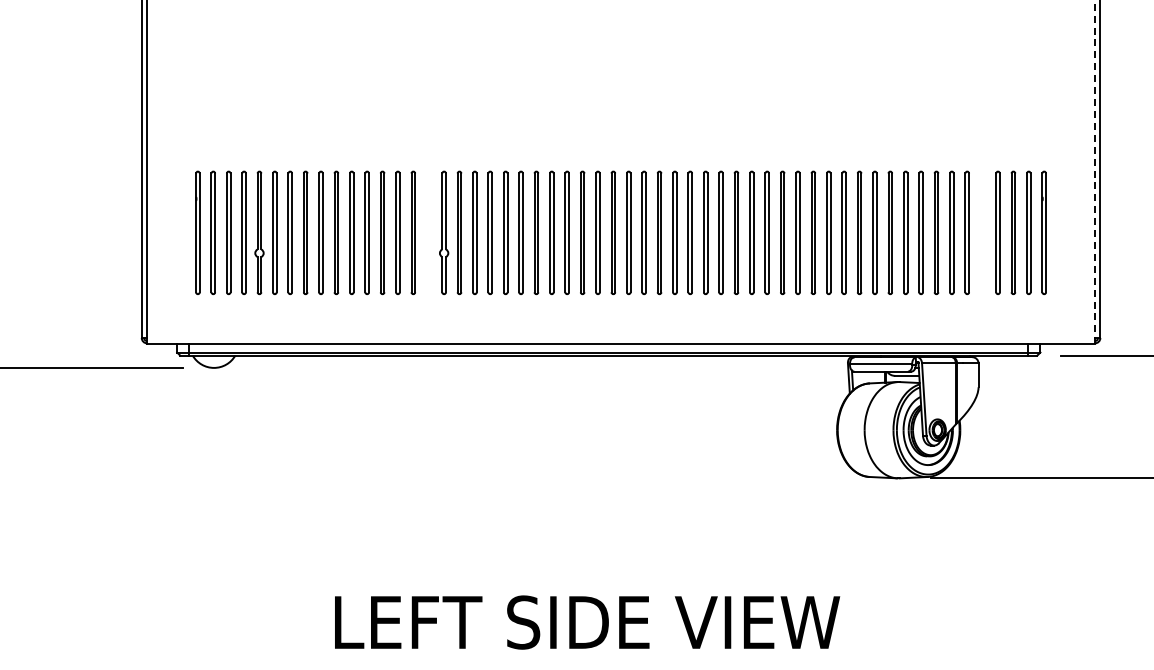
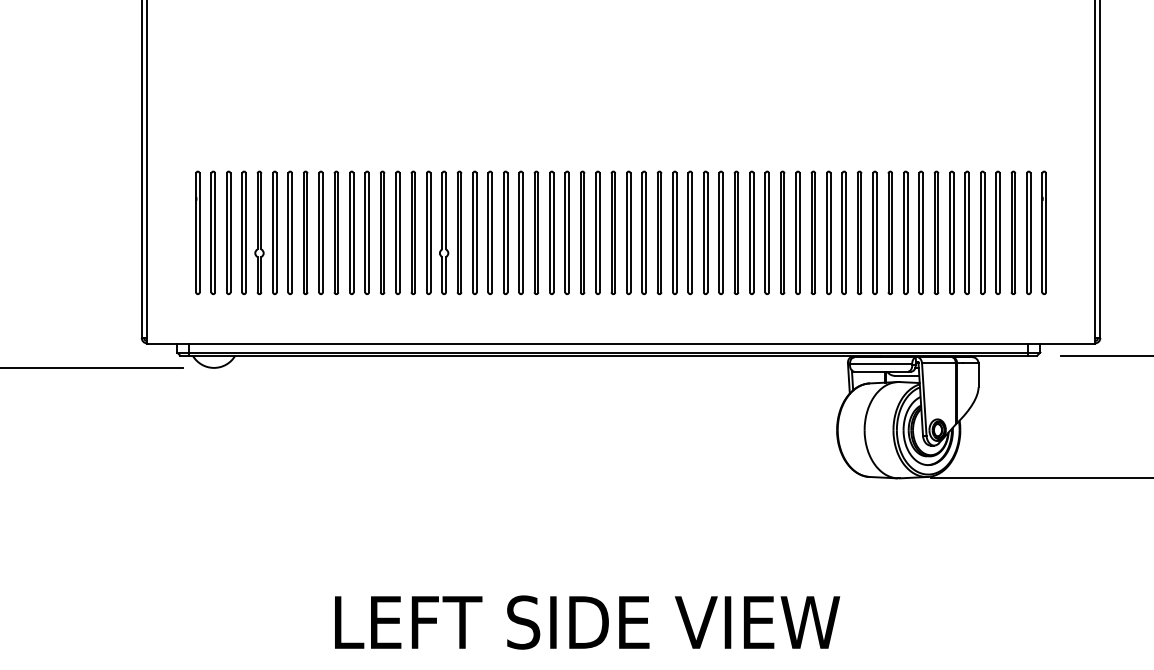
line: dashed -> solid (1095, 172)
part: none -> present (428, 232)
part: none -> present (982, 232)
